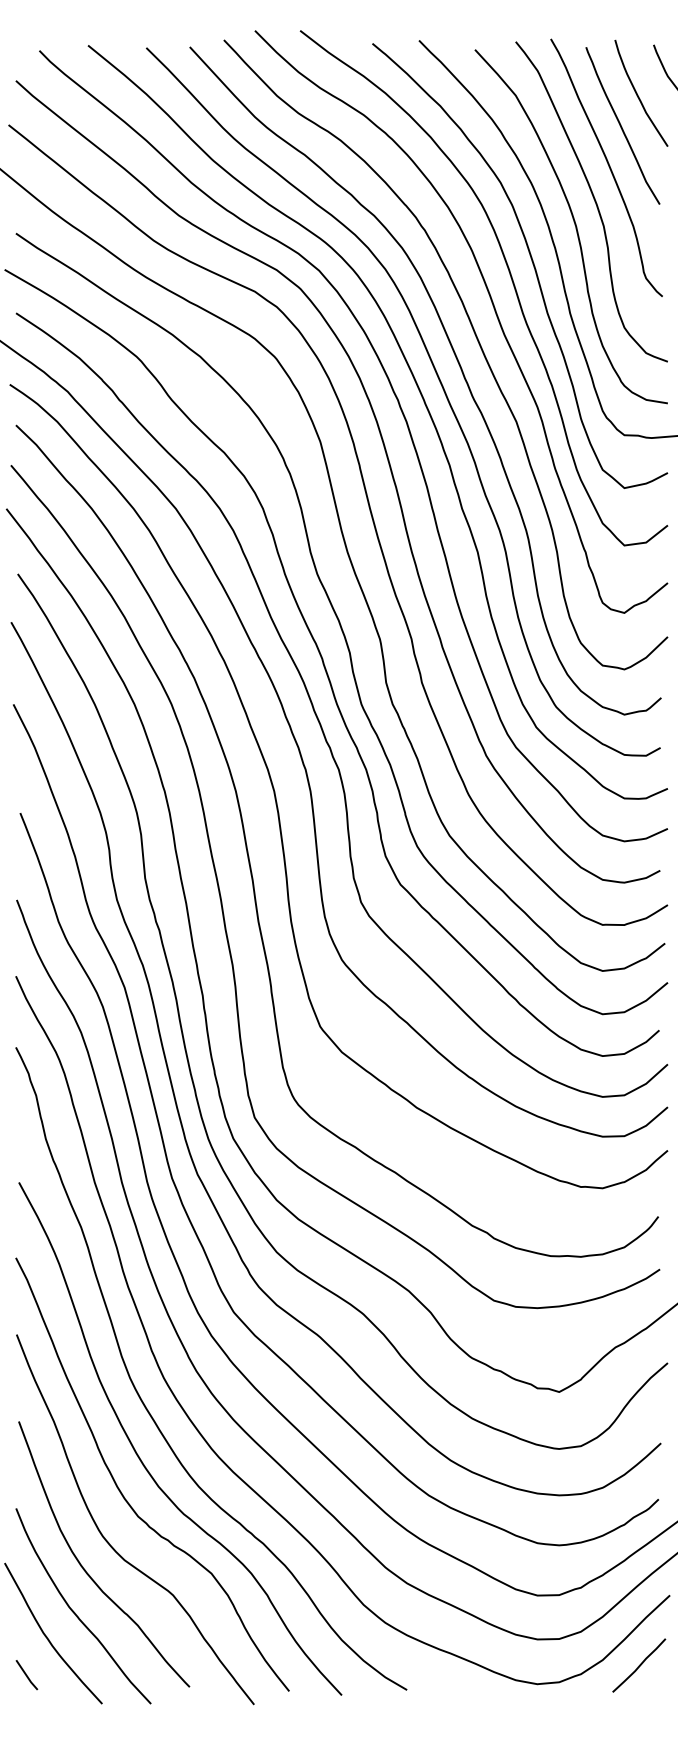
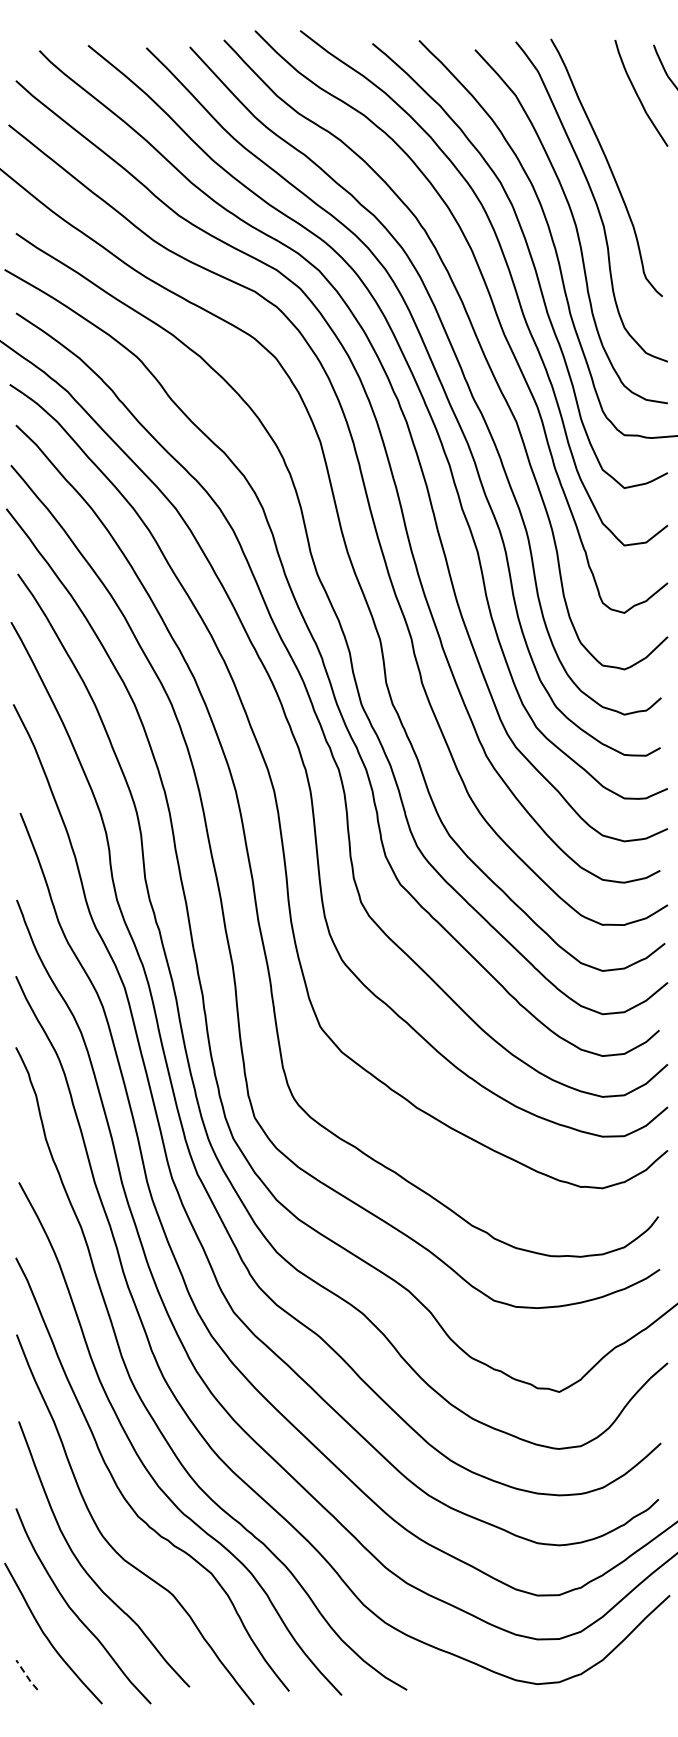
curve: present -> none (621, 125)
curve: present -> none (639, 1665)
line: solid -> dashed (26, 1675)
